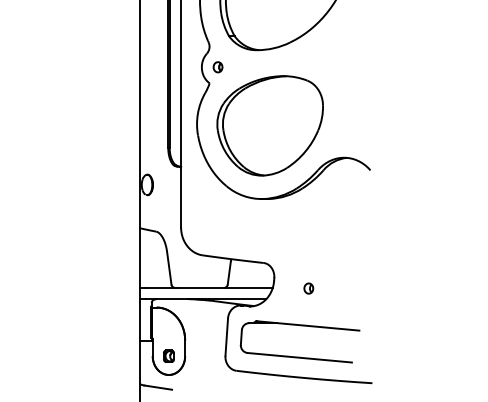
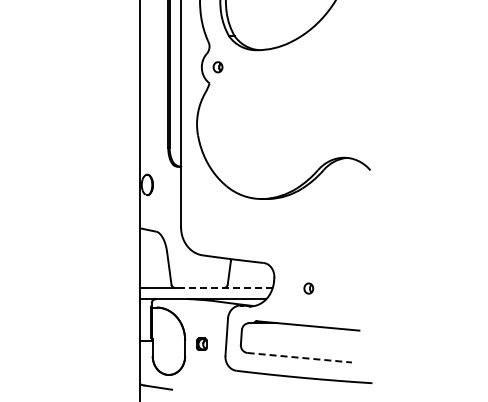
part: present -> none (269, 125)
line: solid -> dashed (225, 287)
part position: (168, 355) -> (201, 343) (201, 343)
line: solid -> dashed (300, 357)
